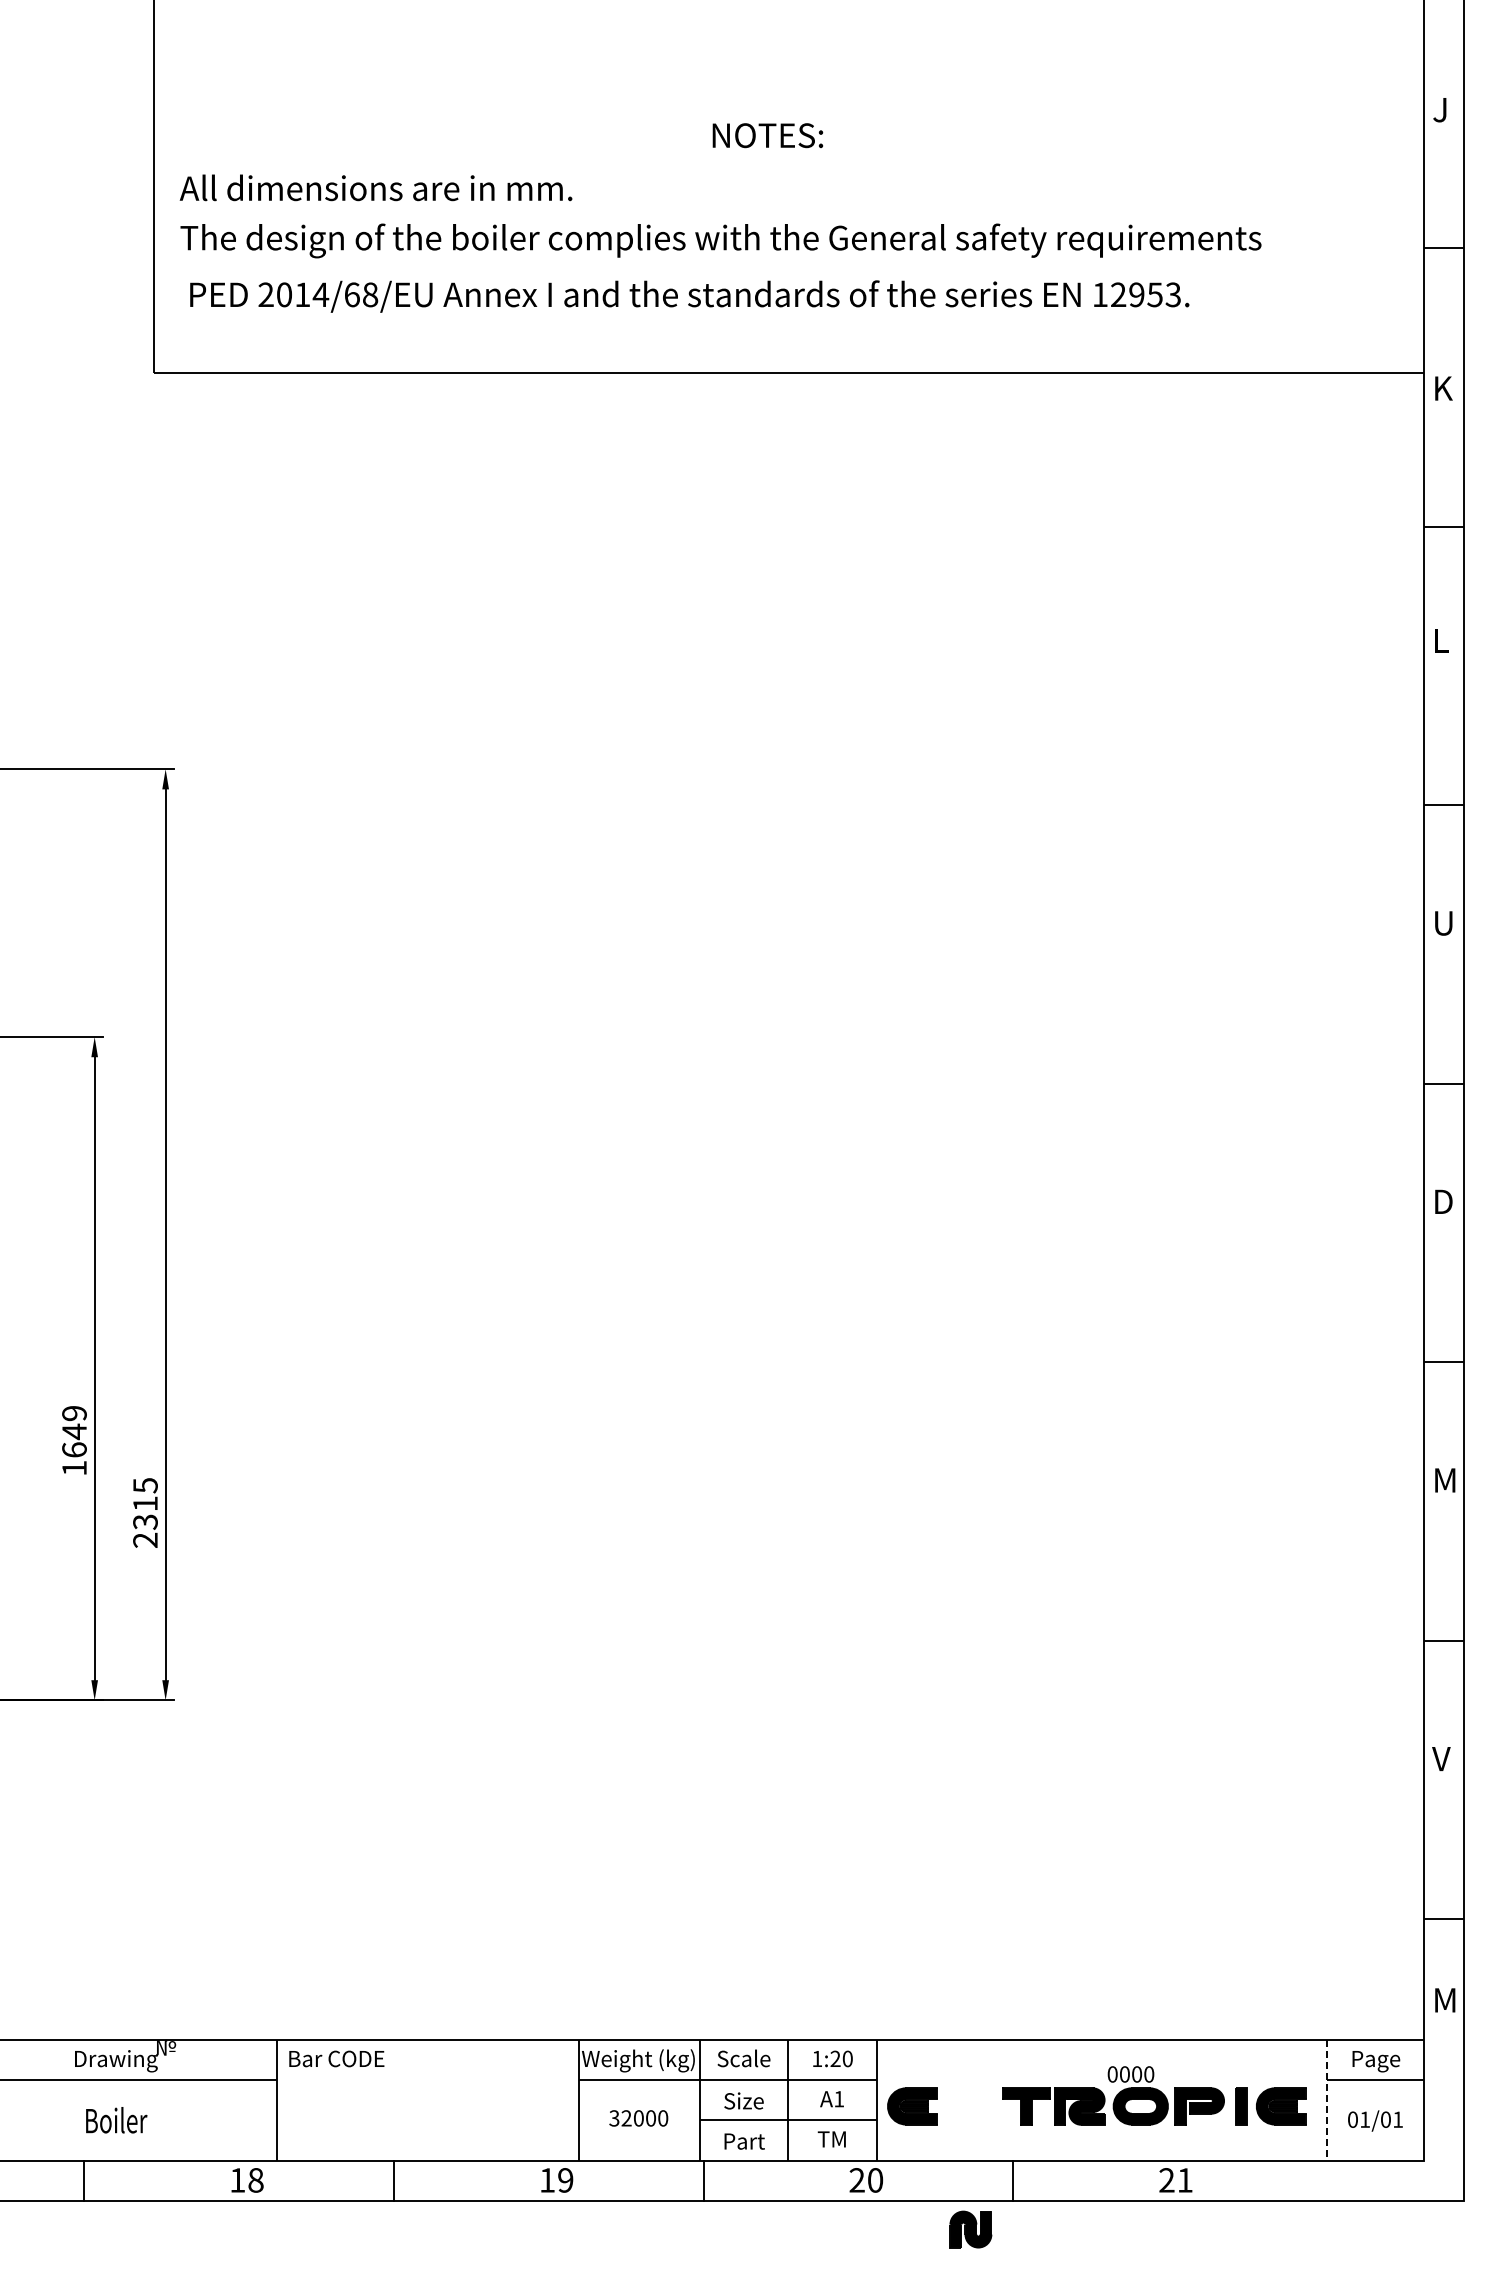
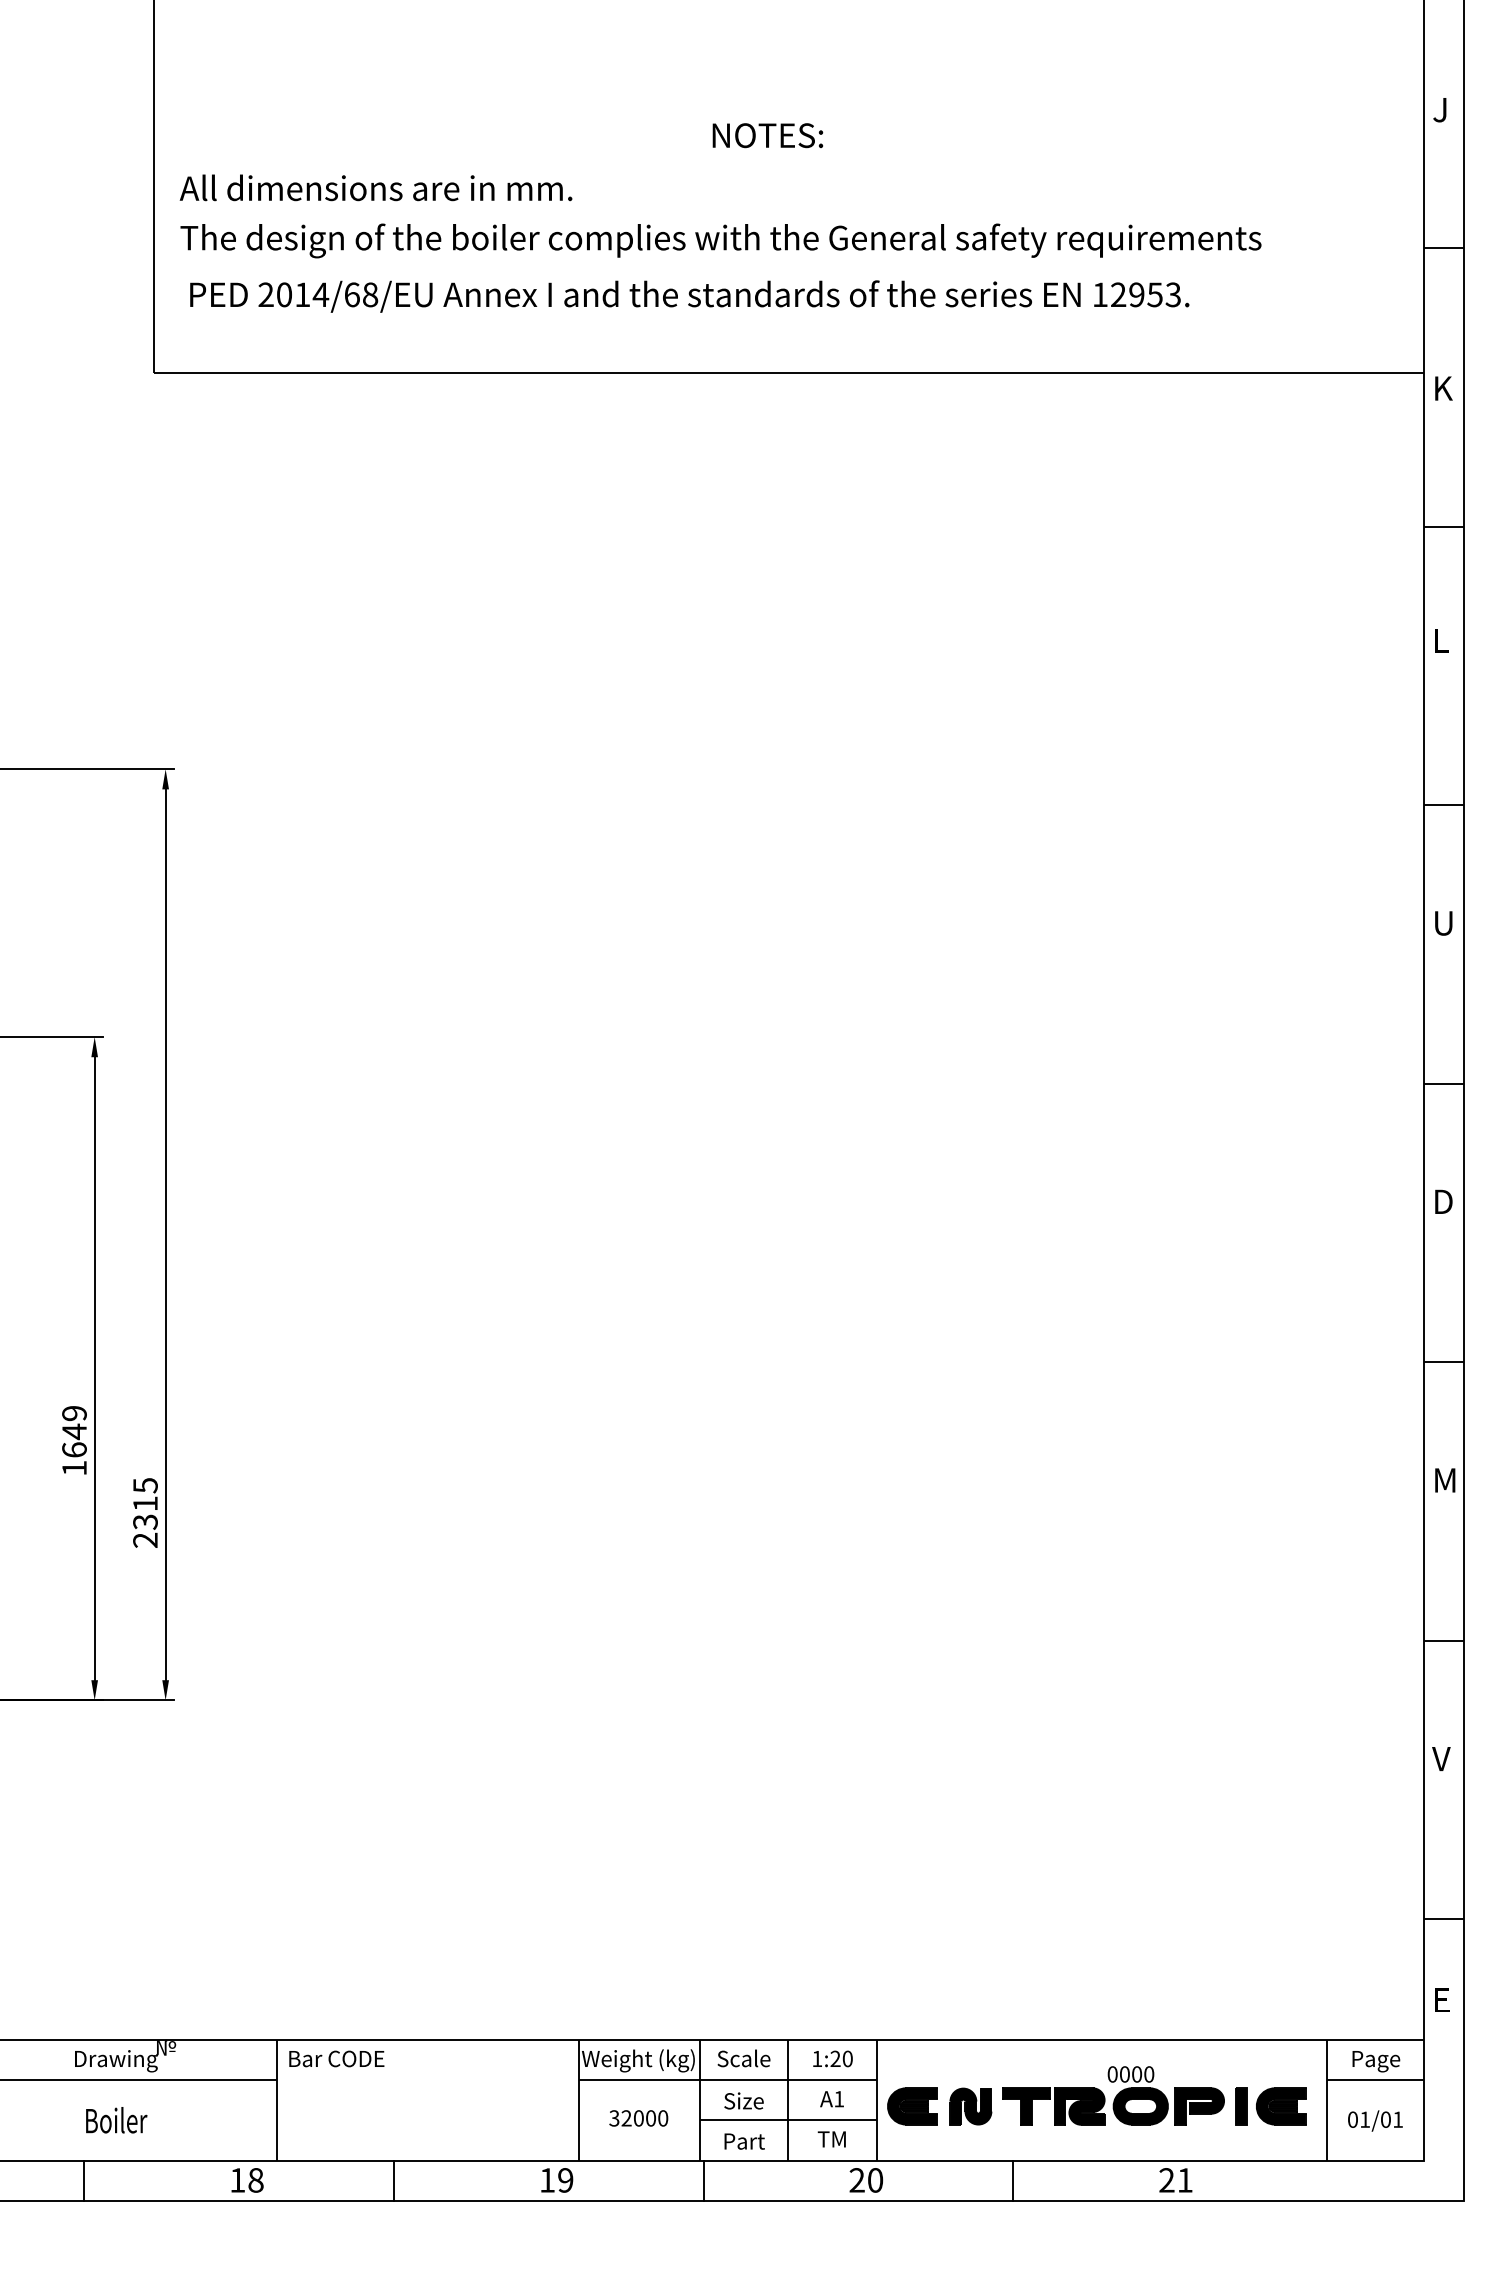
text: M -> E (1445, 2000)
line: dashed -> solid (1327, 2100)
part position: (970, 2229) -> (970, 2106) (970, 2106)
